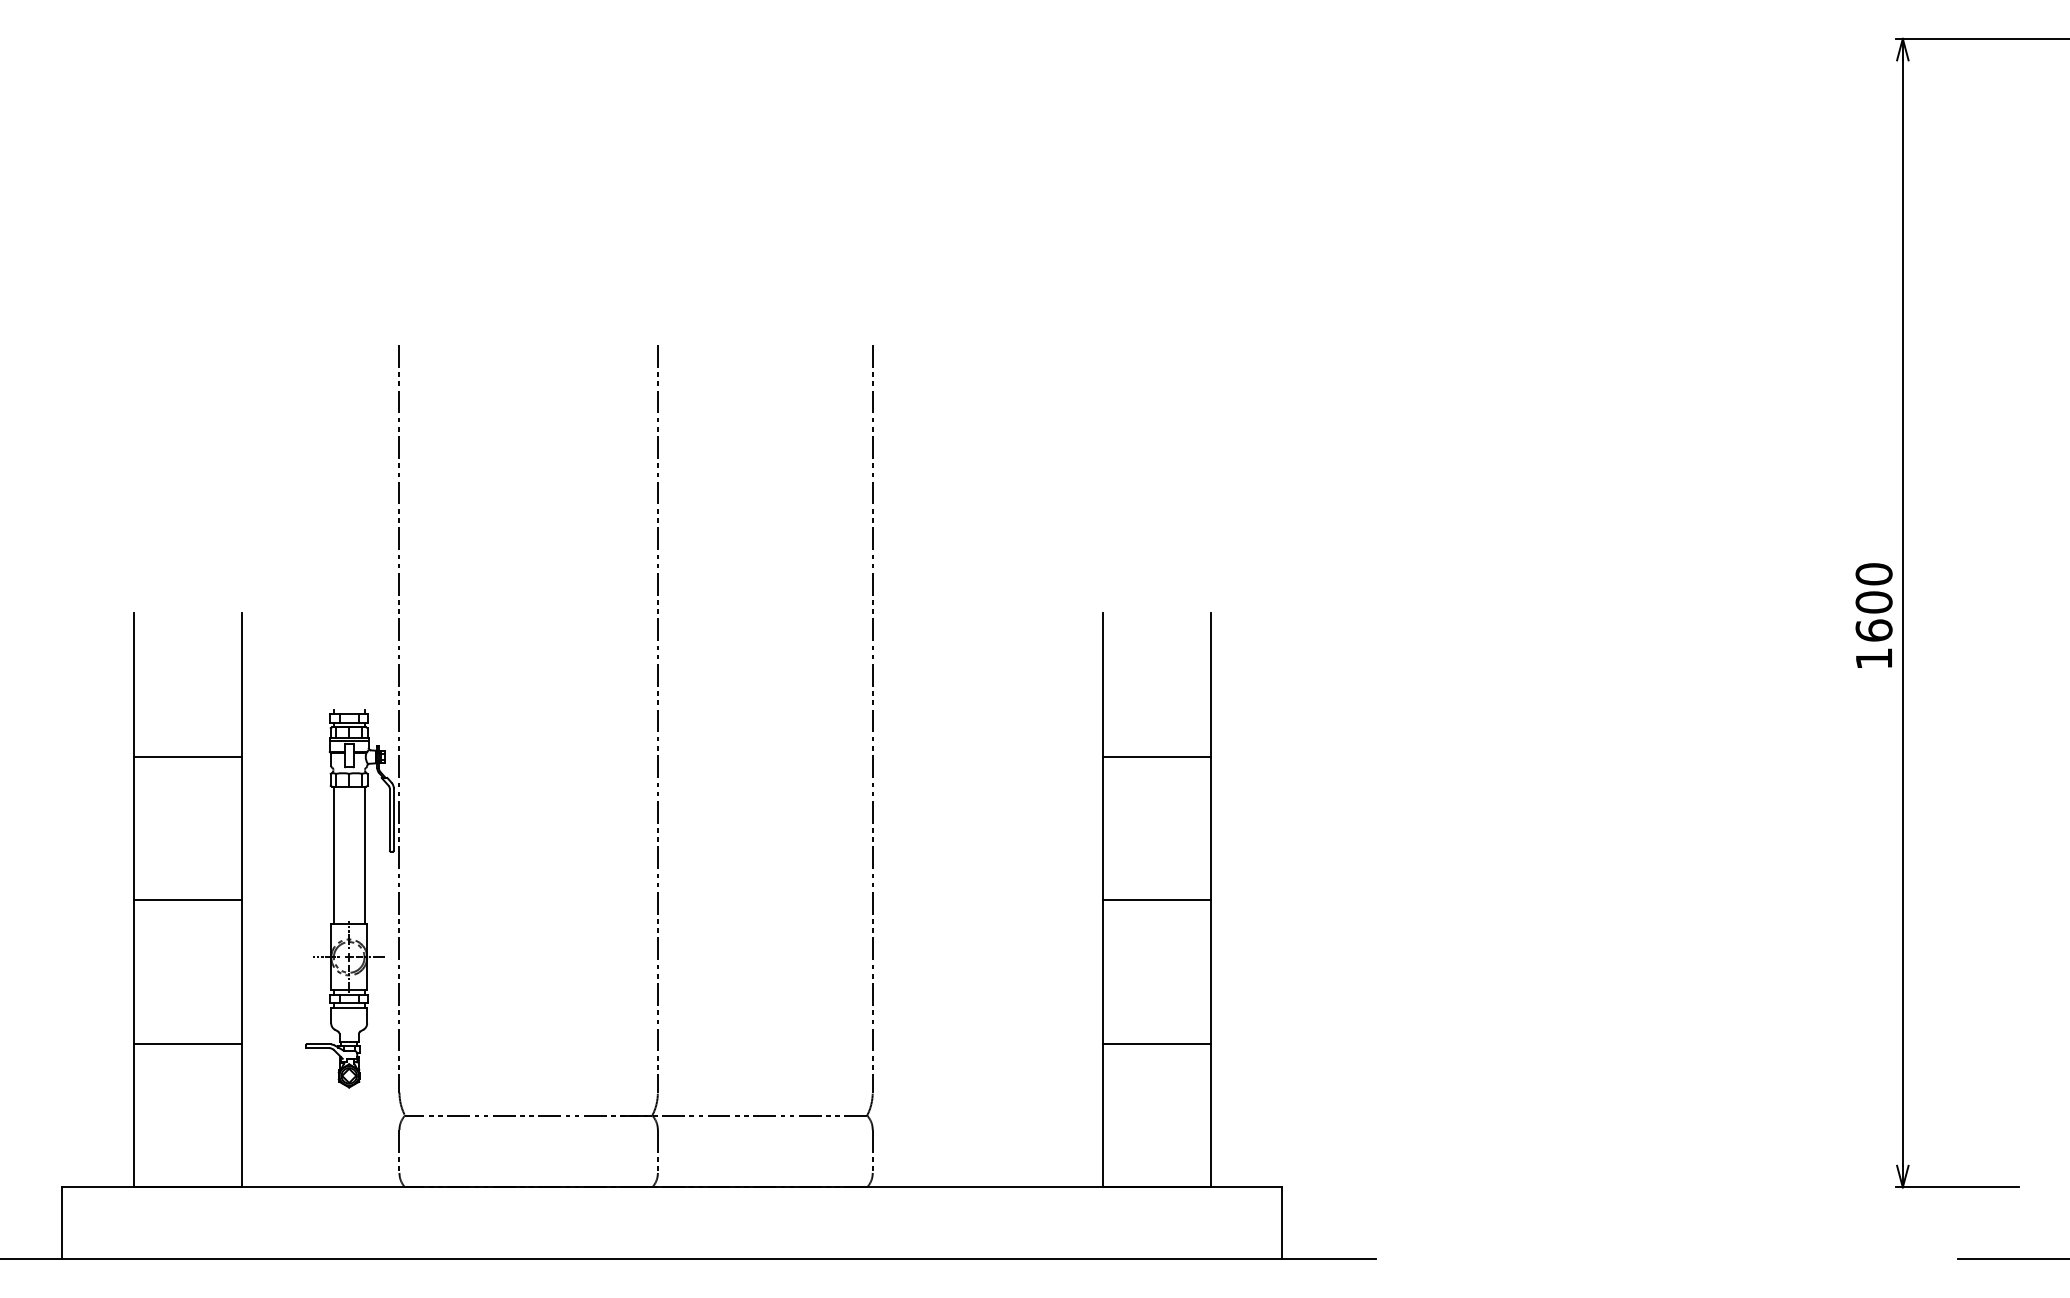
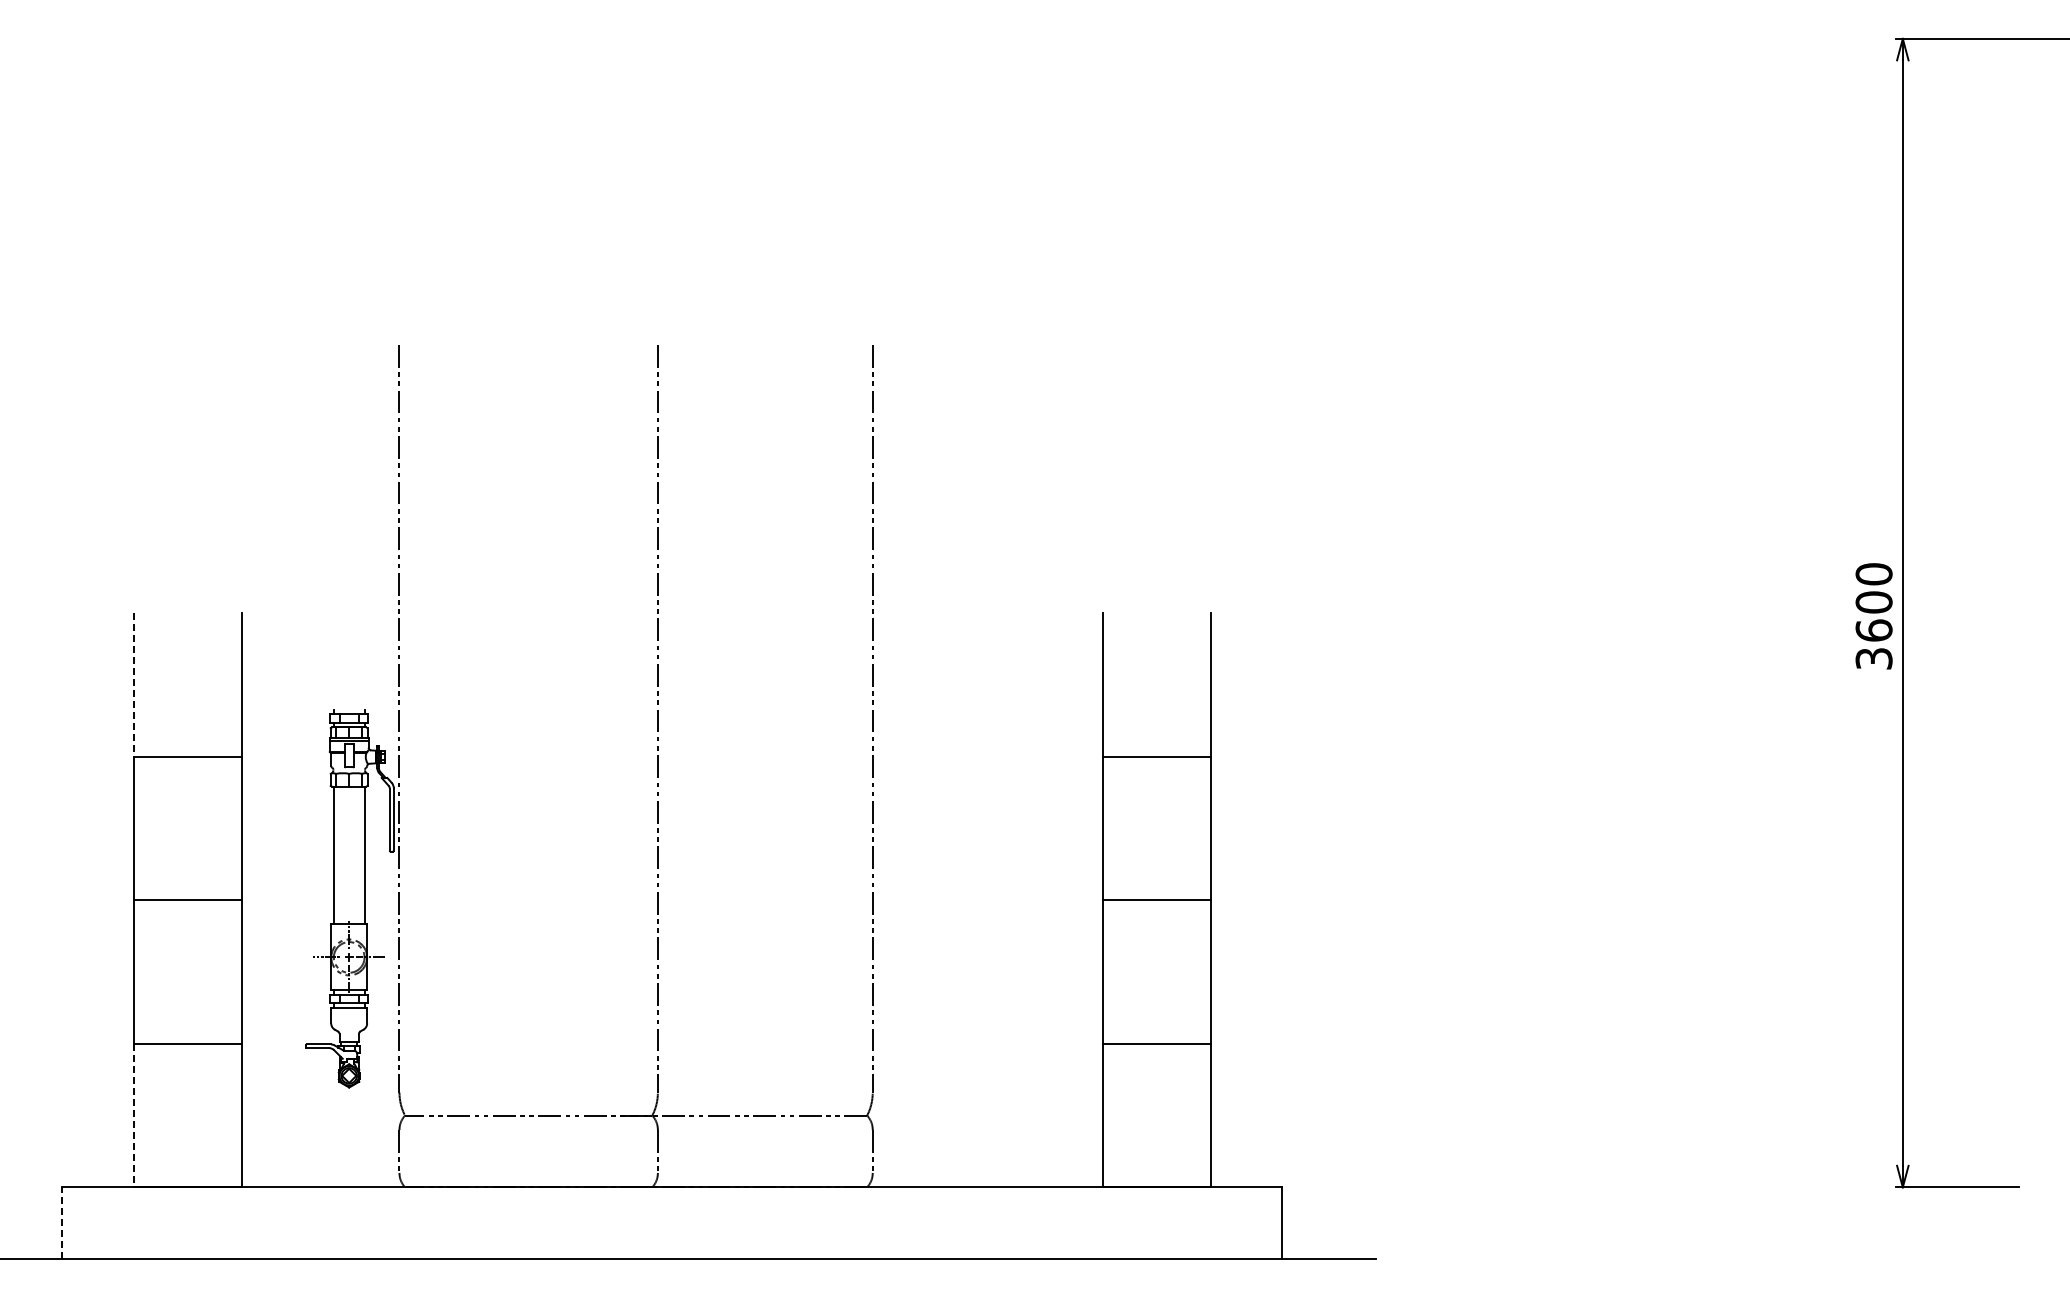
text: 1600 -> 3600 (1873, 658)
line: solid -> dashed (133, 684)
line: solid -> dashed (133, 1115)
line: solid -> dashed (62, 1223)
line: present -> none (2012, 1259)
